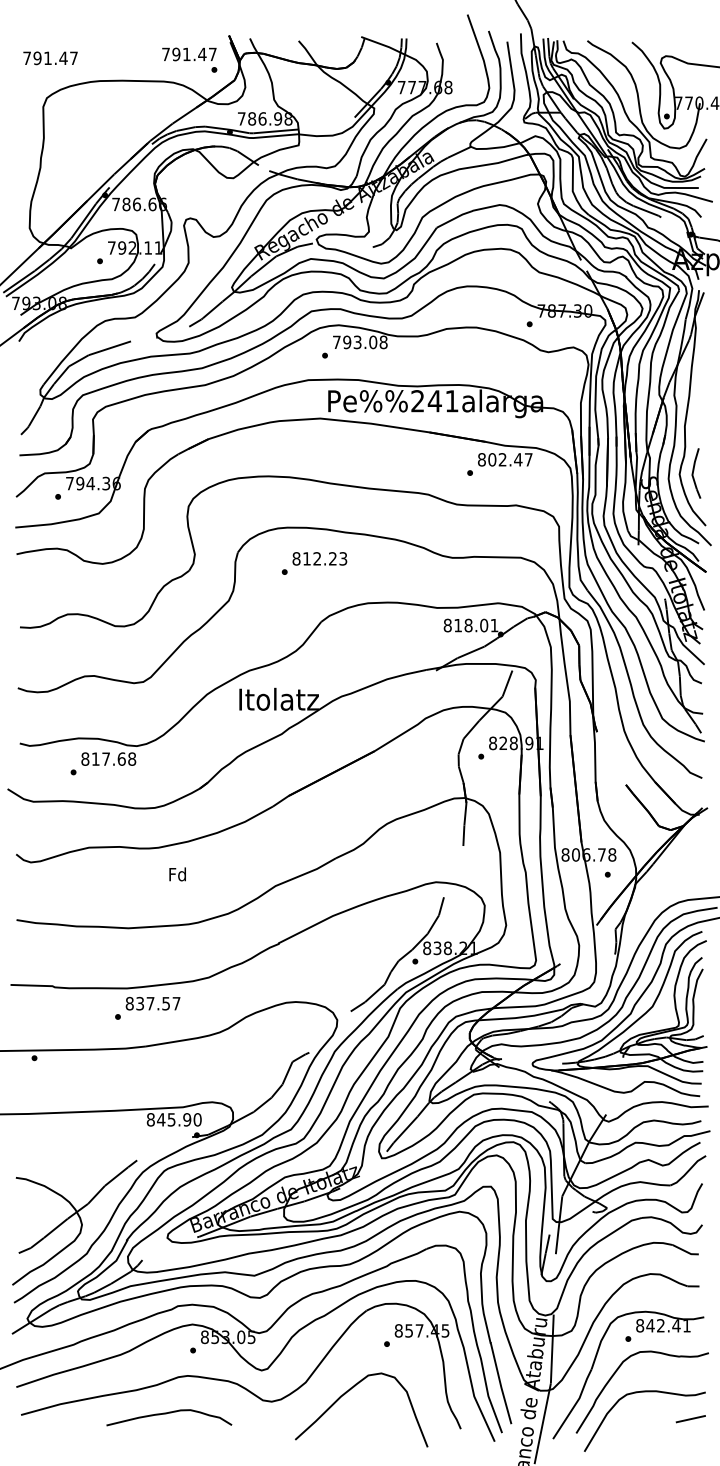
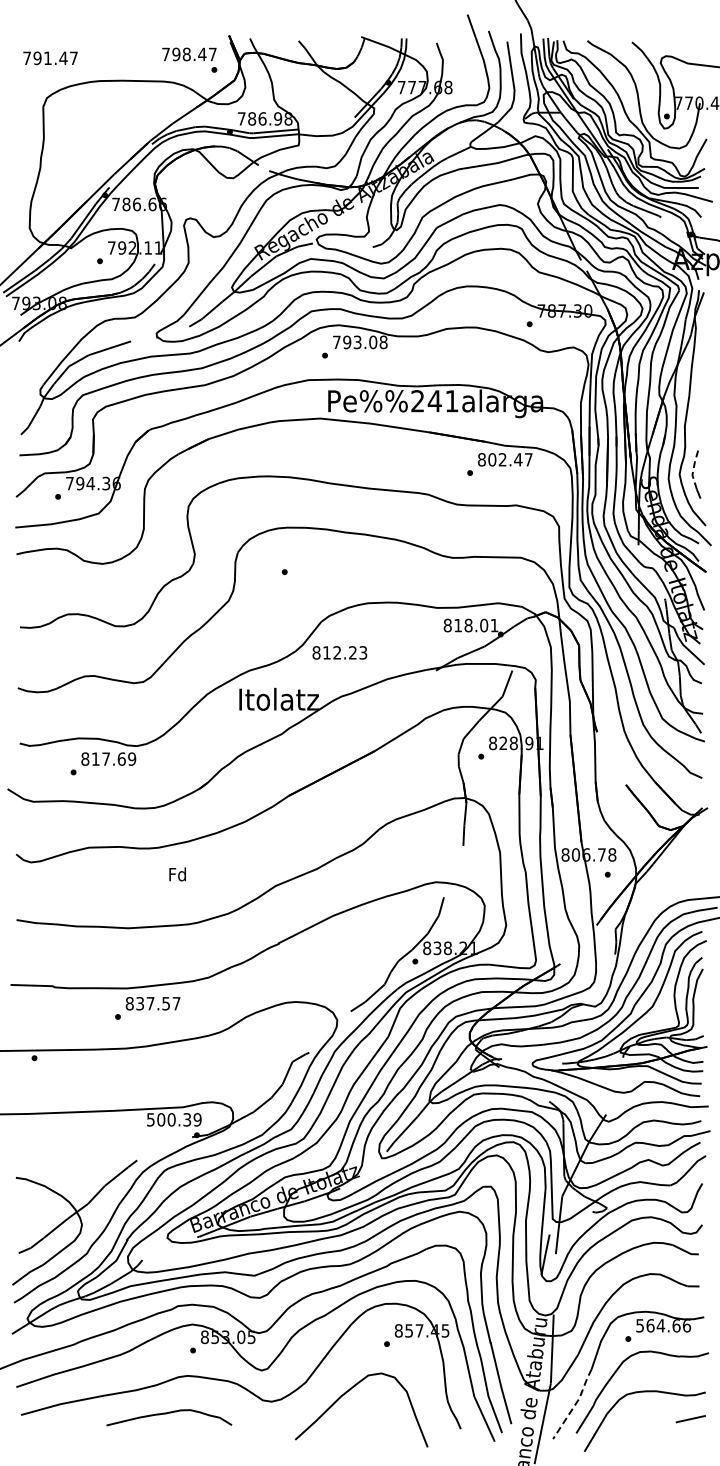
text: 791.47 -> 798.47 (186, 54)
line: solid -> dashed (693, 468)
text position: (319, 558) -> (339, 652) (339, 652)
text: 817.68 -> 817.69 (132, 758)
text: 845.90 -> 500.39 (173, 1119)
text: 842.41 -> 564.66 (663, 1325)
line: solid -> dashed (575, 1404)
